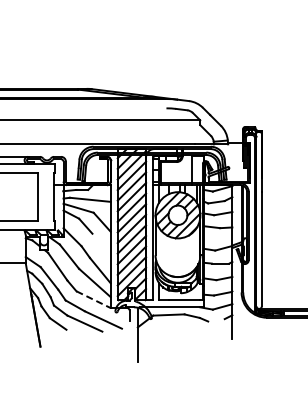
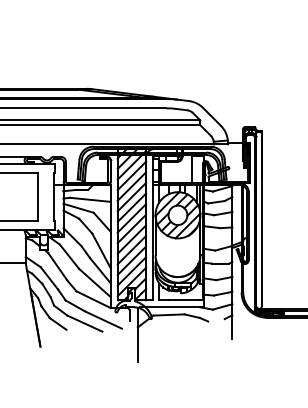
line: none -> present (84, 108)
line: none -> present (101, 125)
line: none -> present (101, 250)
line: dashed -> solid (93, 299)
